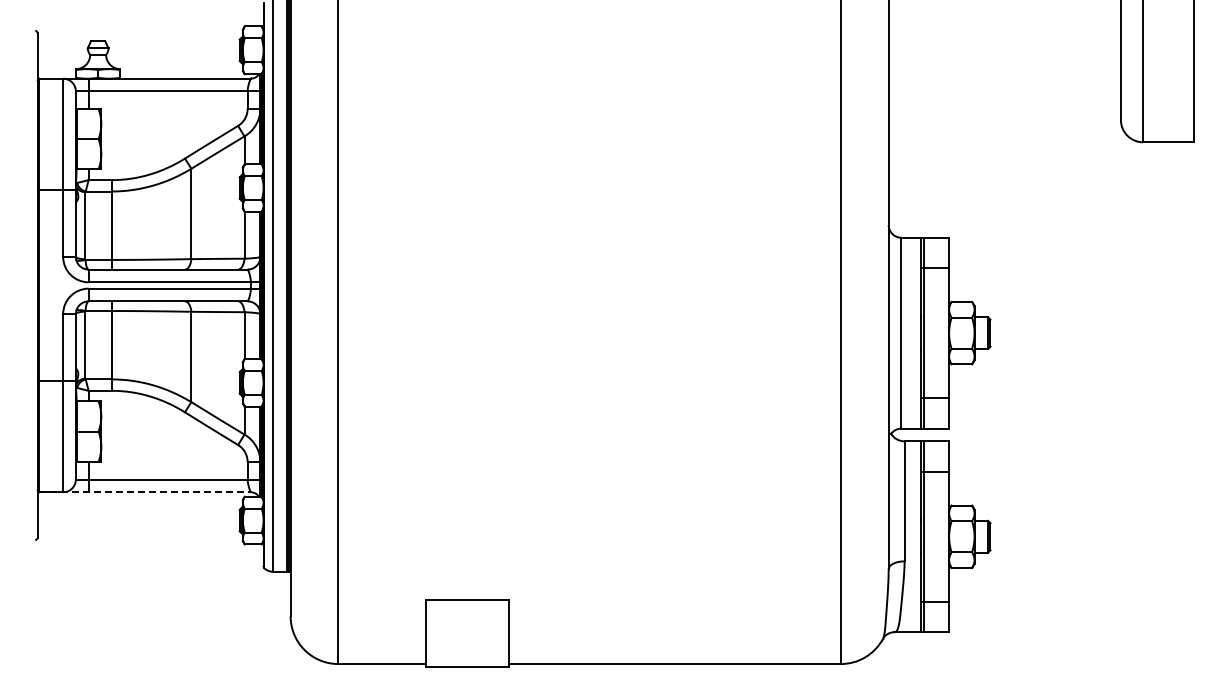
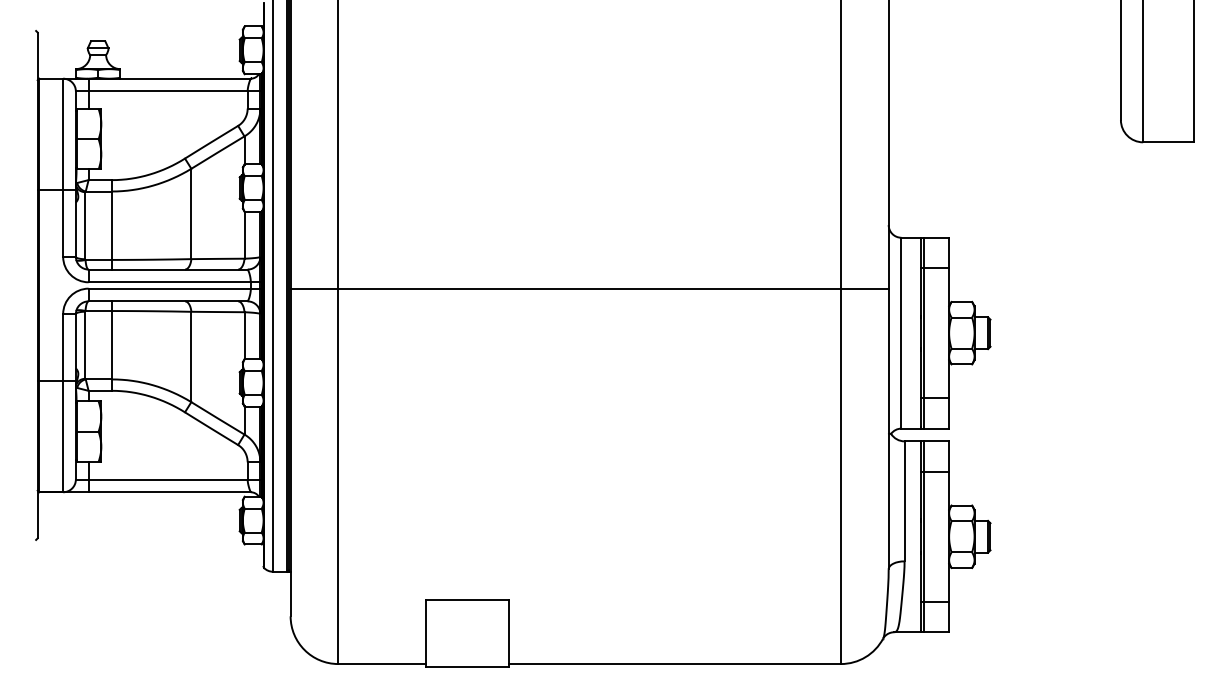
line: none -> present (589, 288)
line: dashed -> solid (145, 492)
